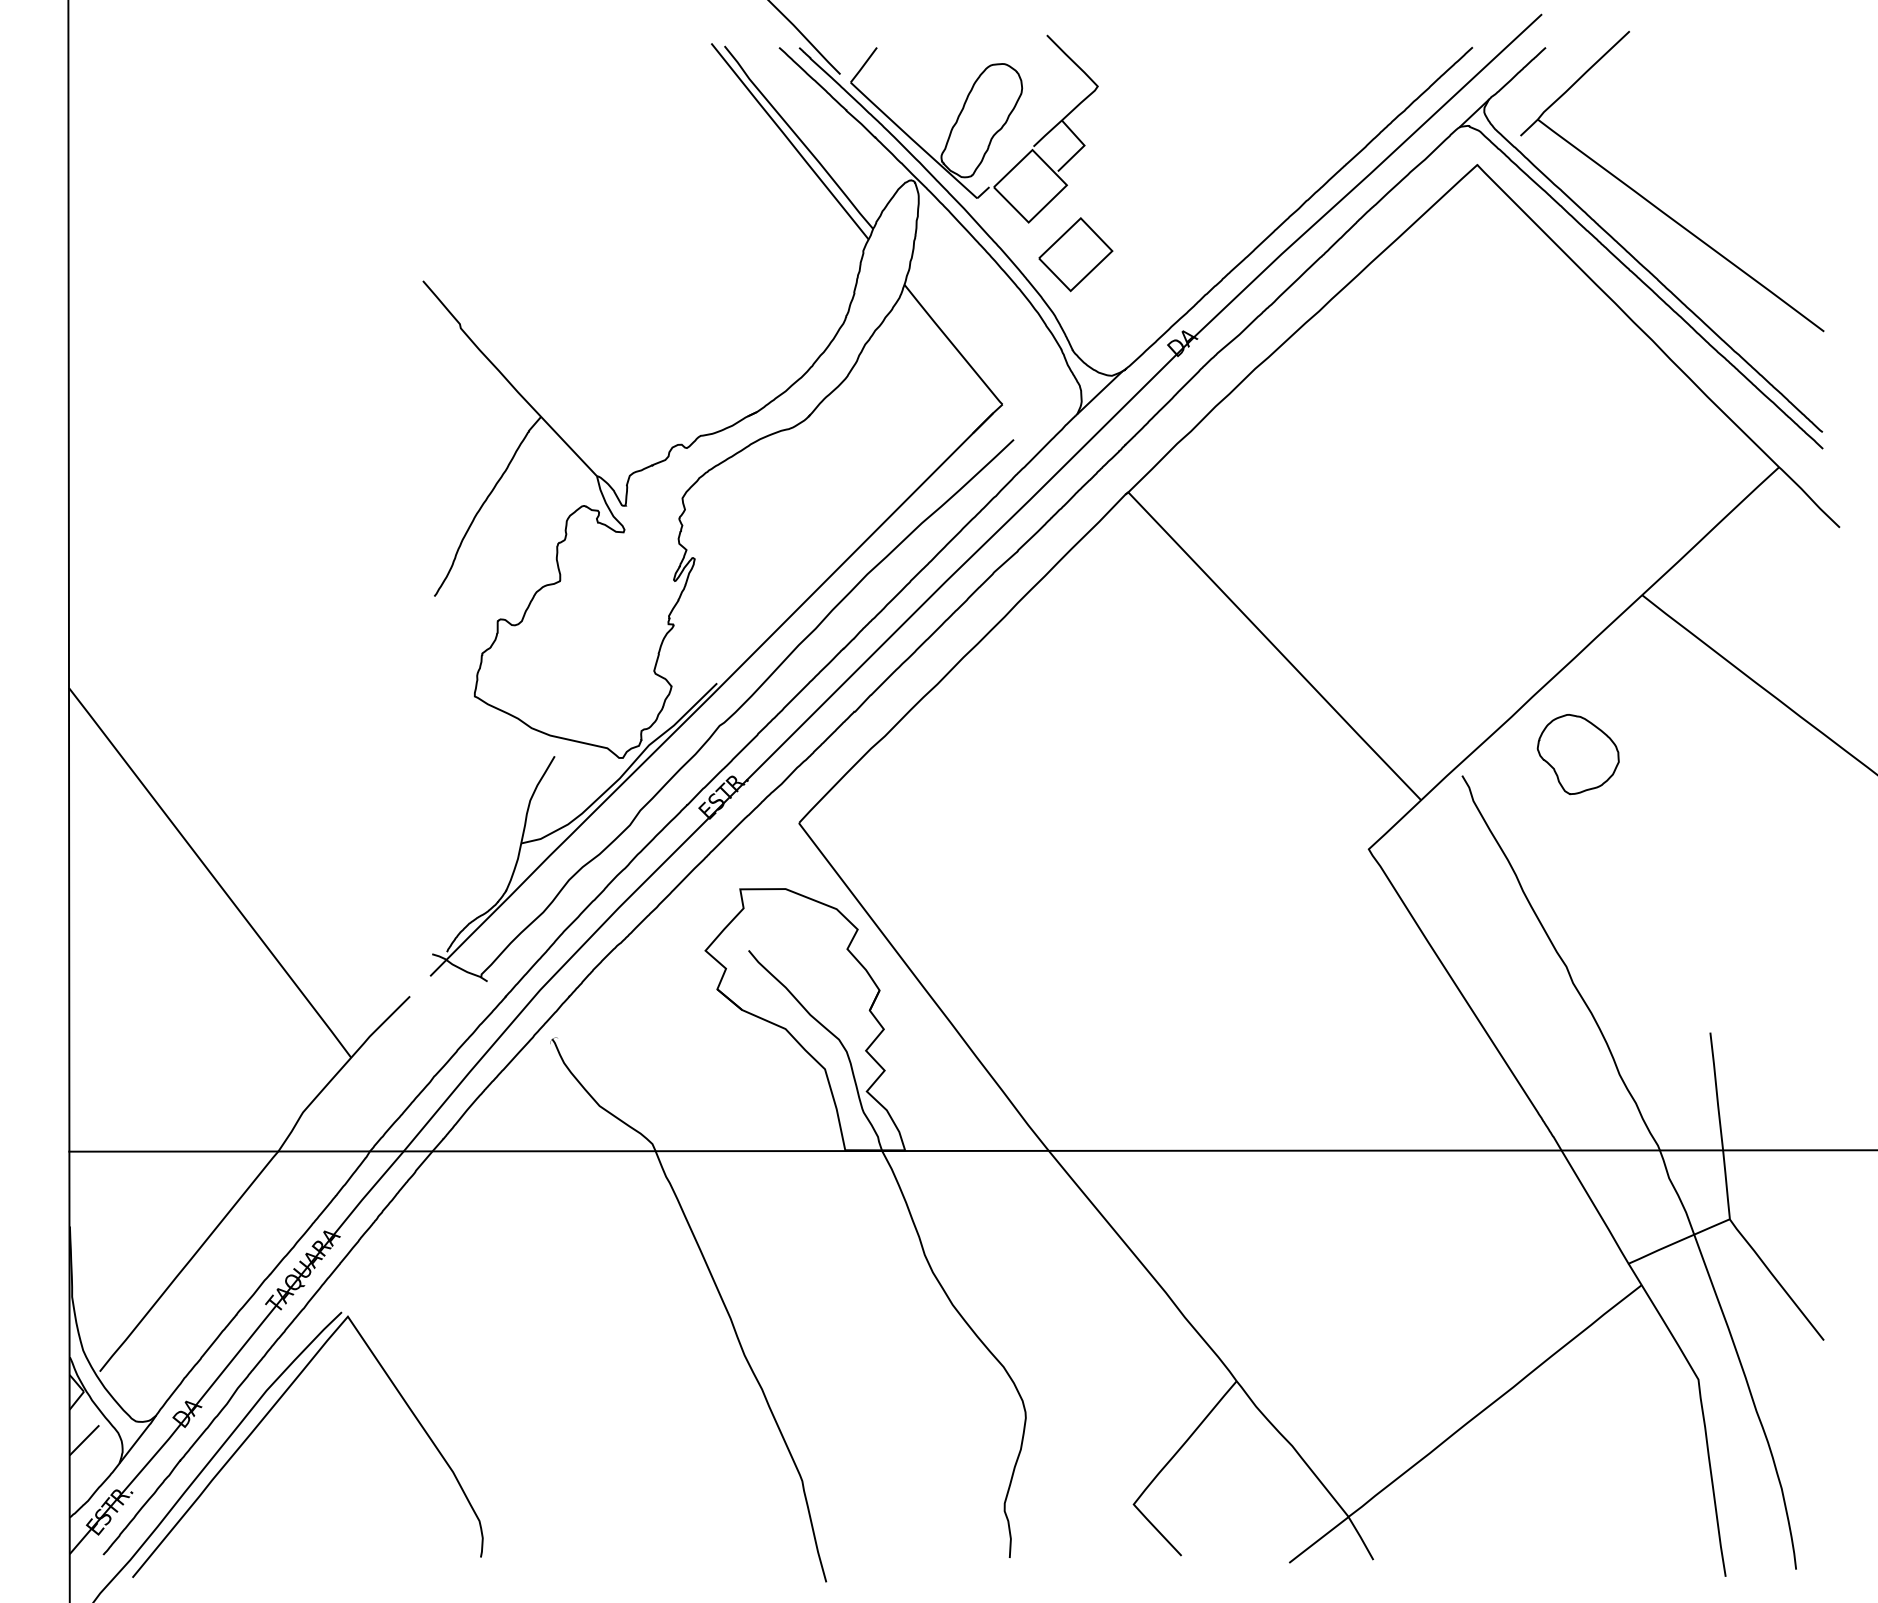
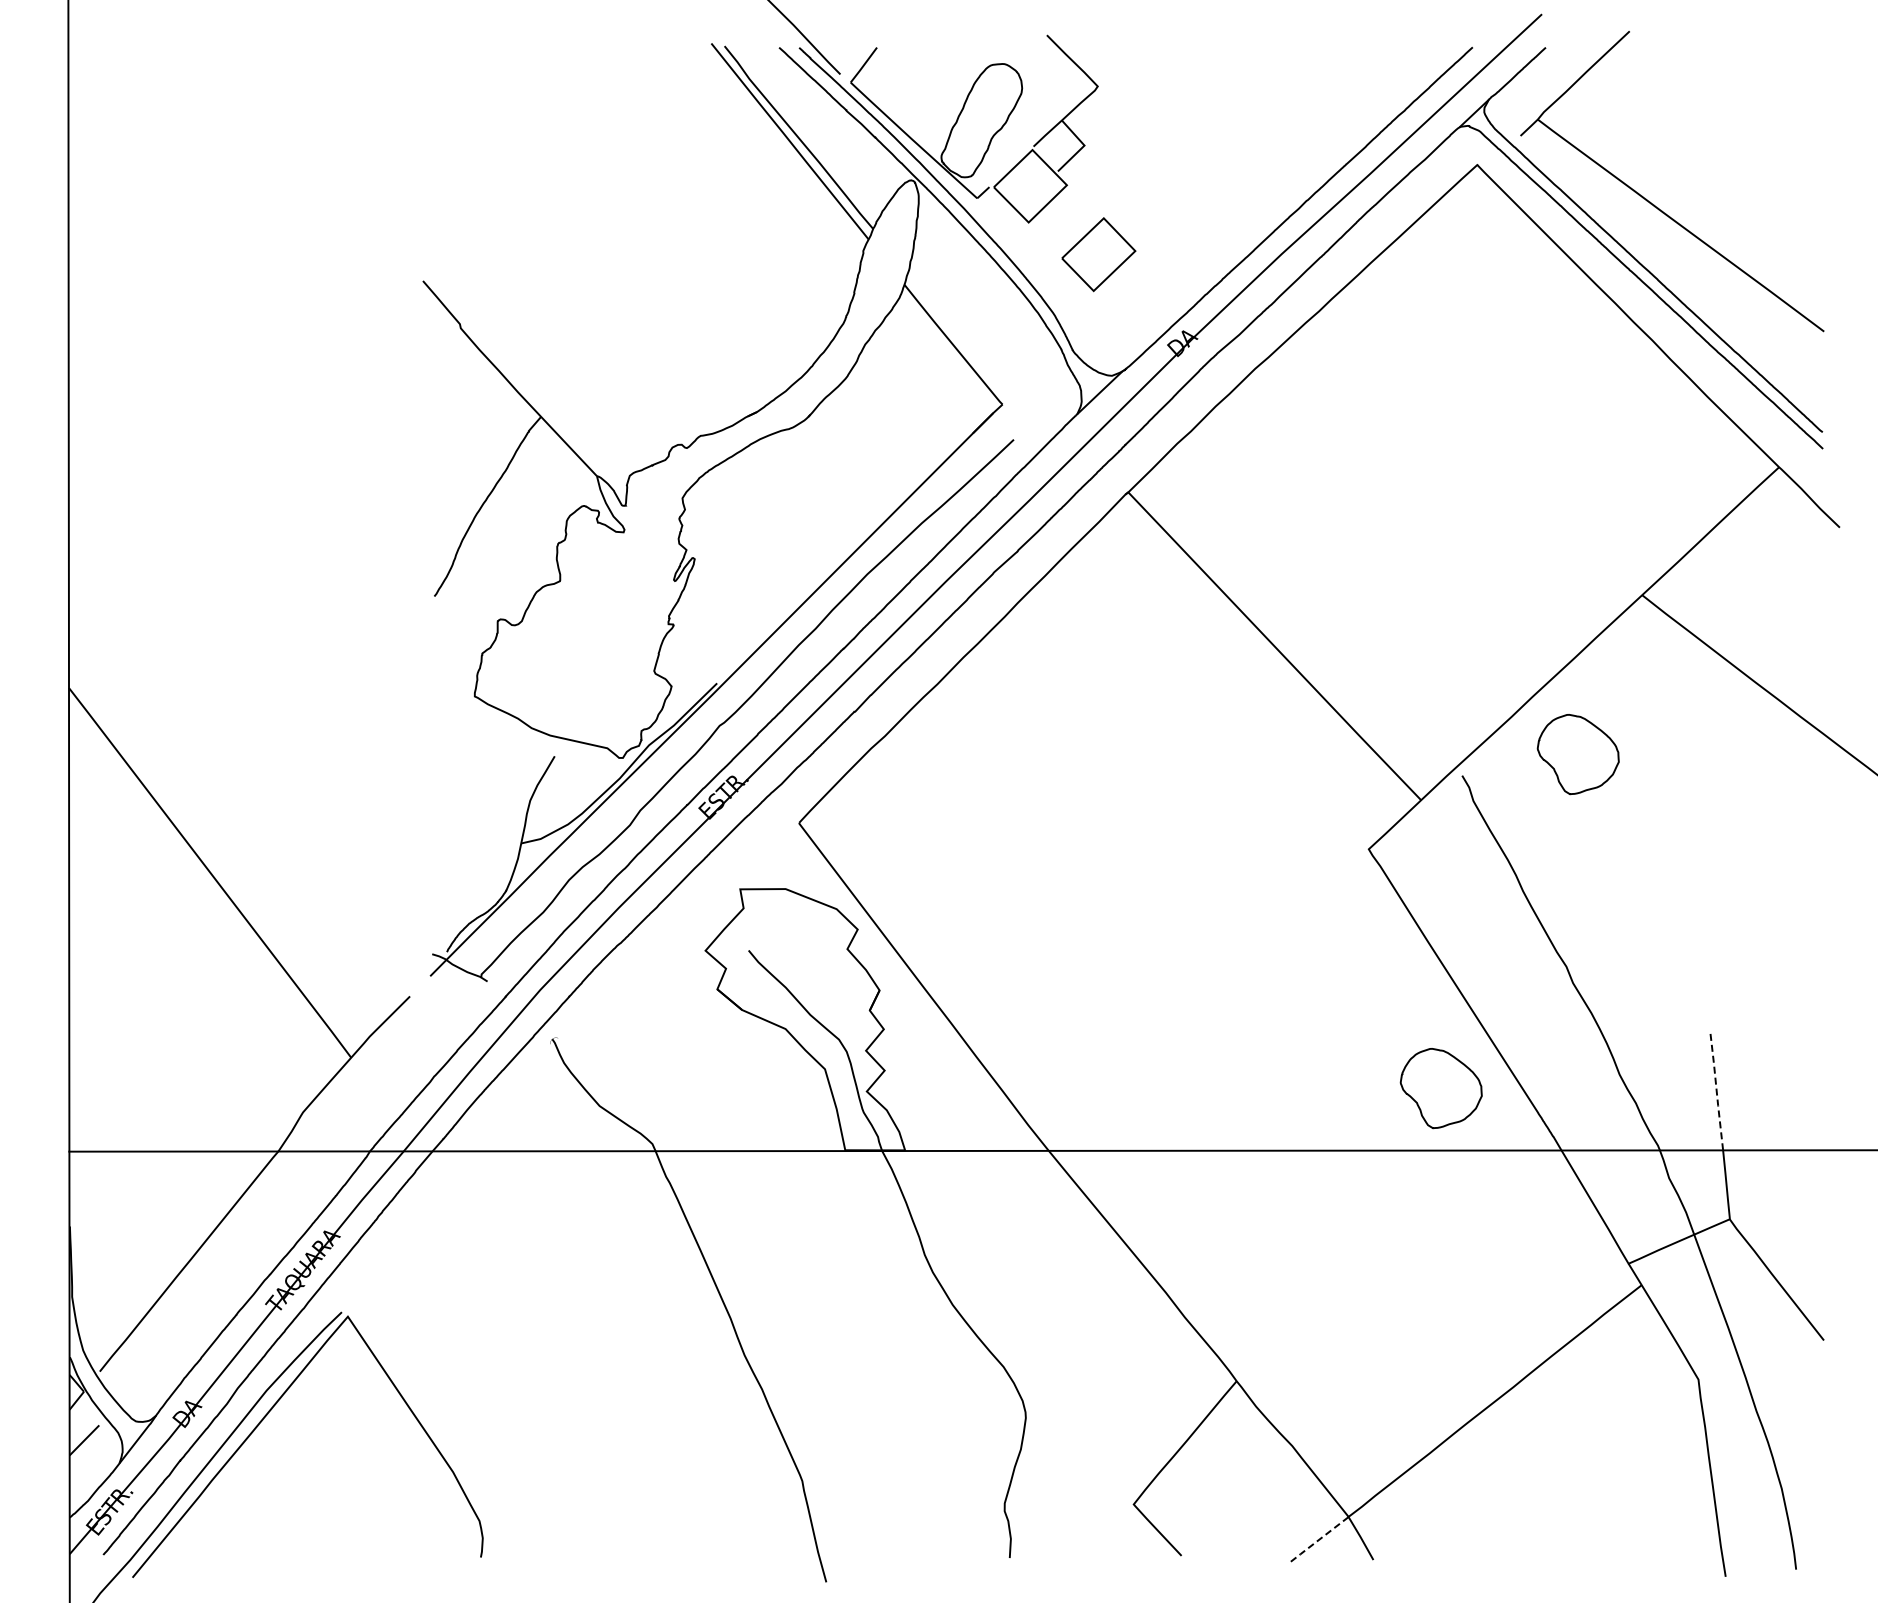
part position: (1075, 254) -> (1098, 254) (1098, 254)
part: none -> present (1440, 1088)
line: solid -> dashed (1716, 1090)
line: solid -> dashed (1317, 1540)
